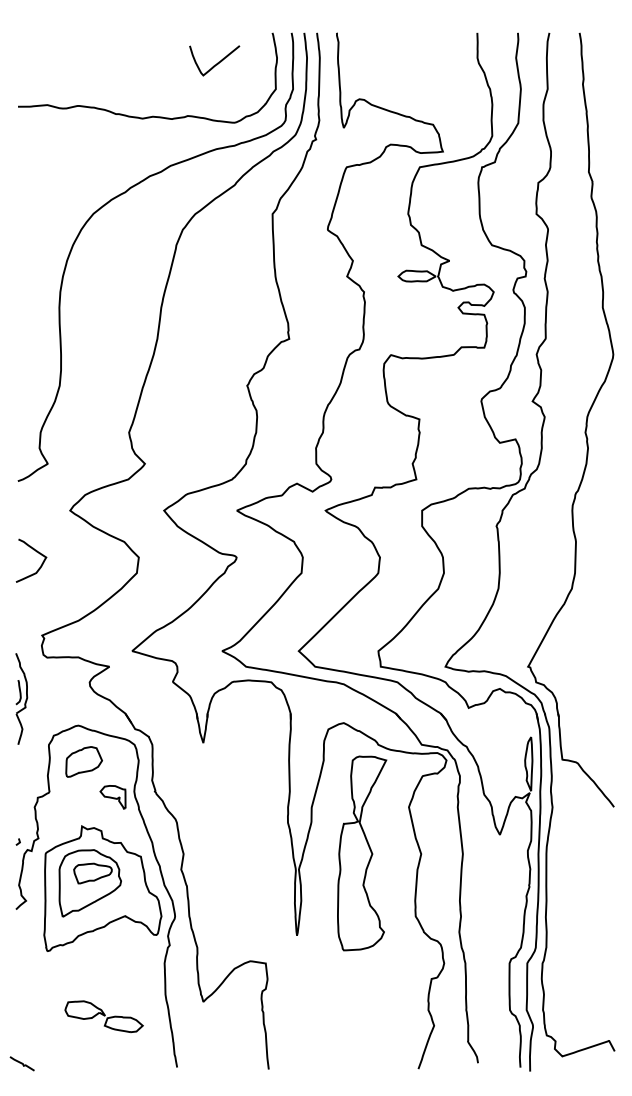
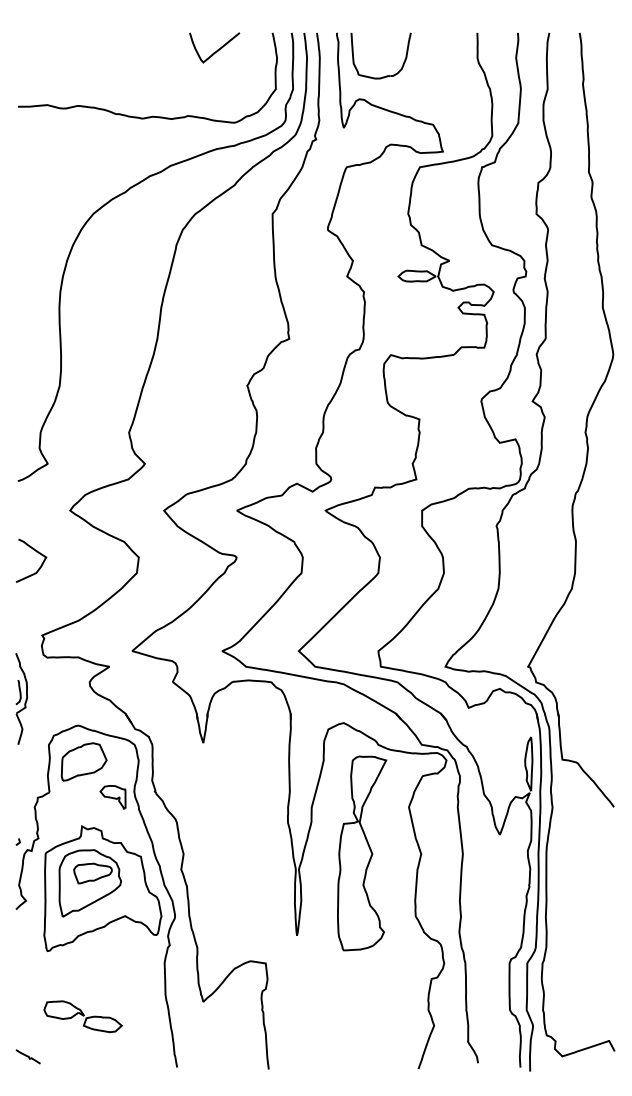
curve position: (217, 62) -> (217, 49) (217, 49)
part: none -> present (386, 75)
part size: 38x32 px -> 48x40 px (83, 761)
part position: (103, 1016) -> (82, 1016) (82, 1016)
line position: (21, 1063) -> (27, 1056) (27, 1056)
